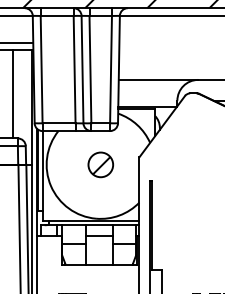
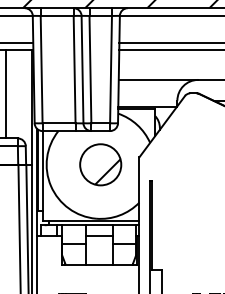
line: none -> present (170, 42)
line: none -> present (170, 50)
line position: (12, 94) -> (5, 94) (5, 94)
part size: 27x28 px -> 44x44 px (100, 164)
